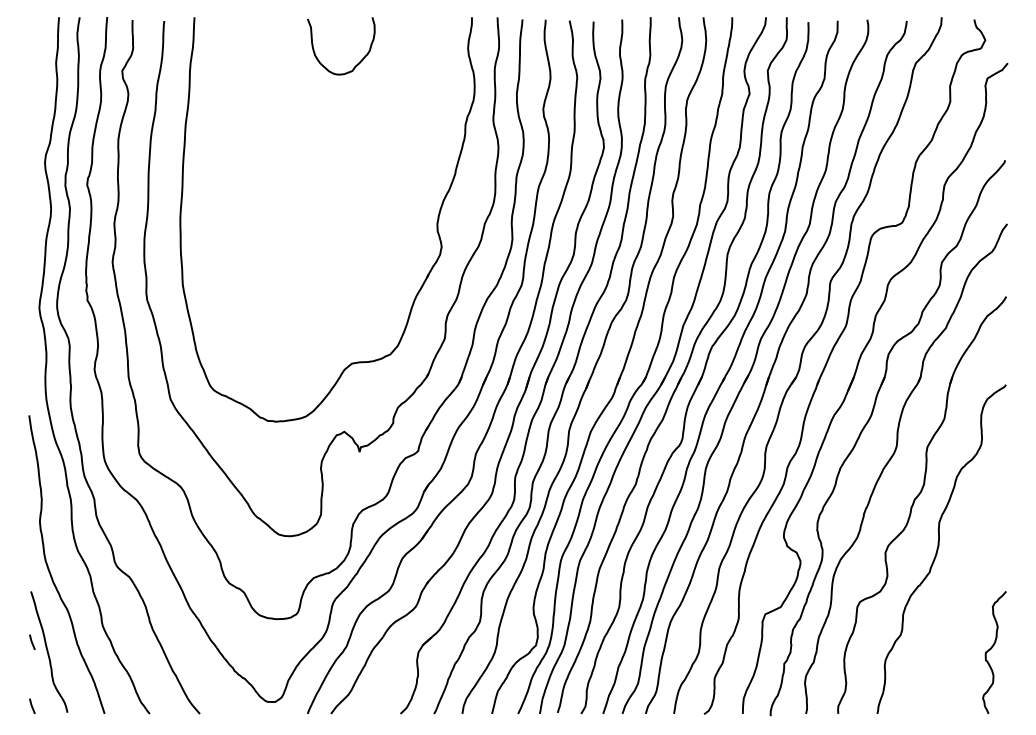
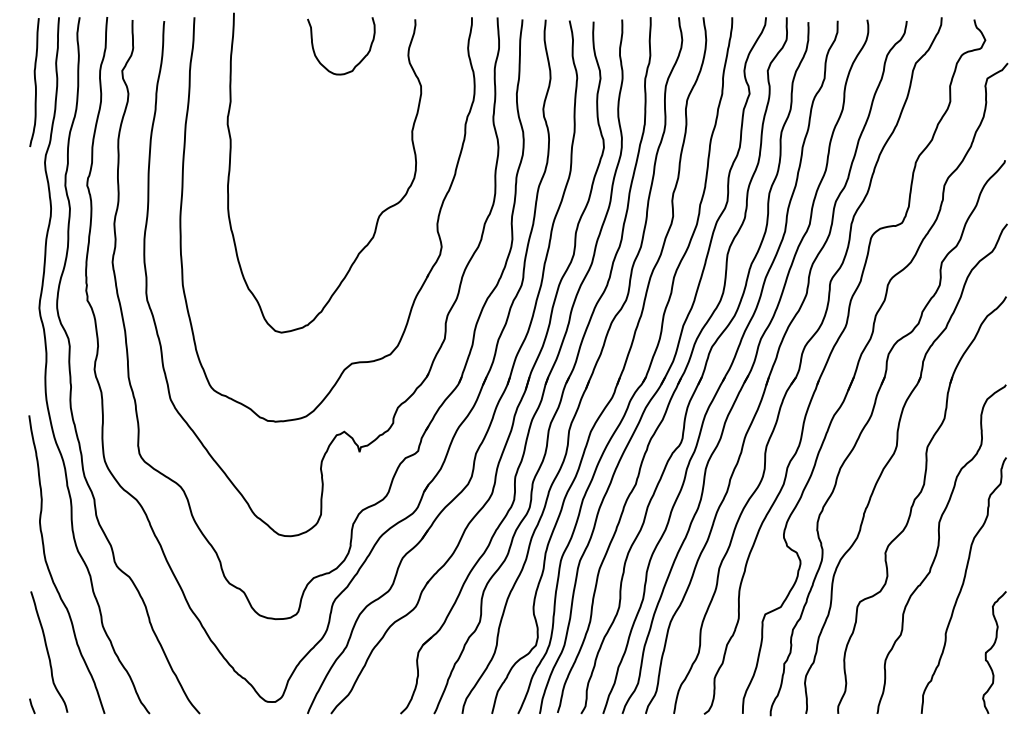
curve: none -> present (34, 82)
curve: none -> present (378, 215)
curve: none -> present (963, 585)
line: present -> none (32, 642)
